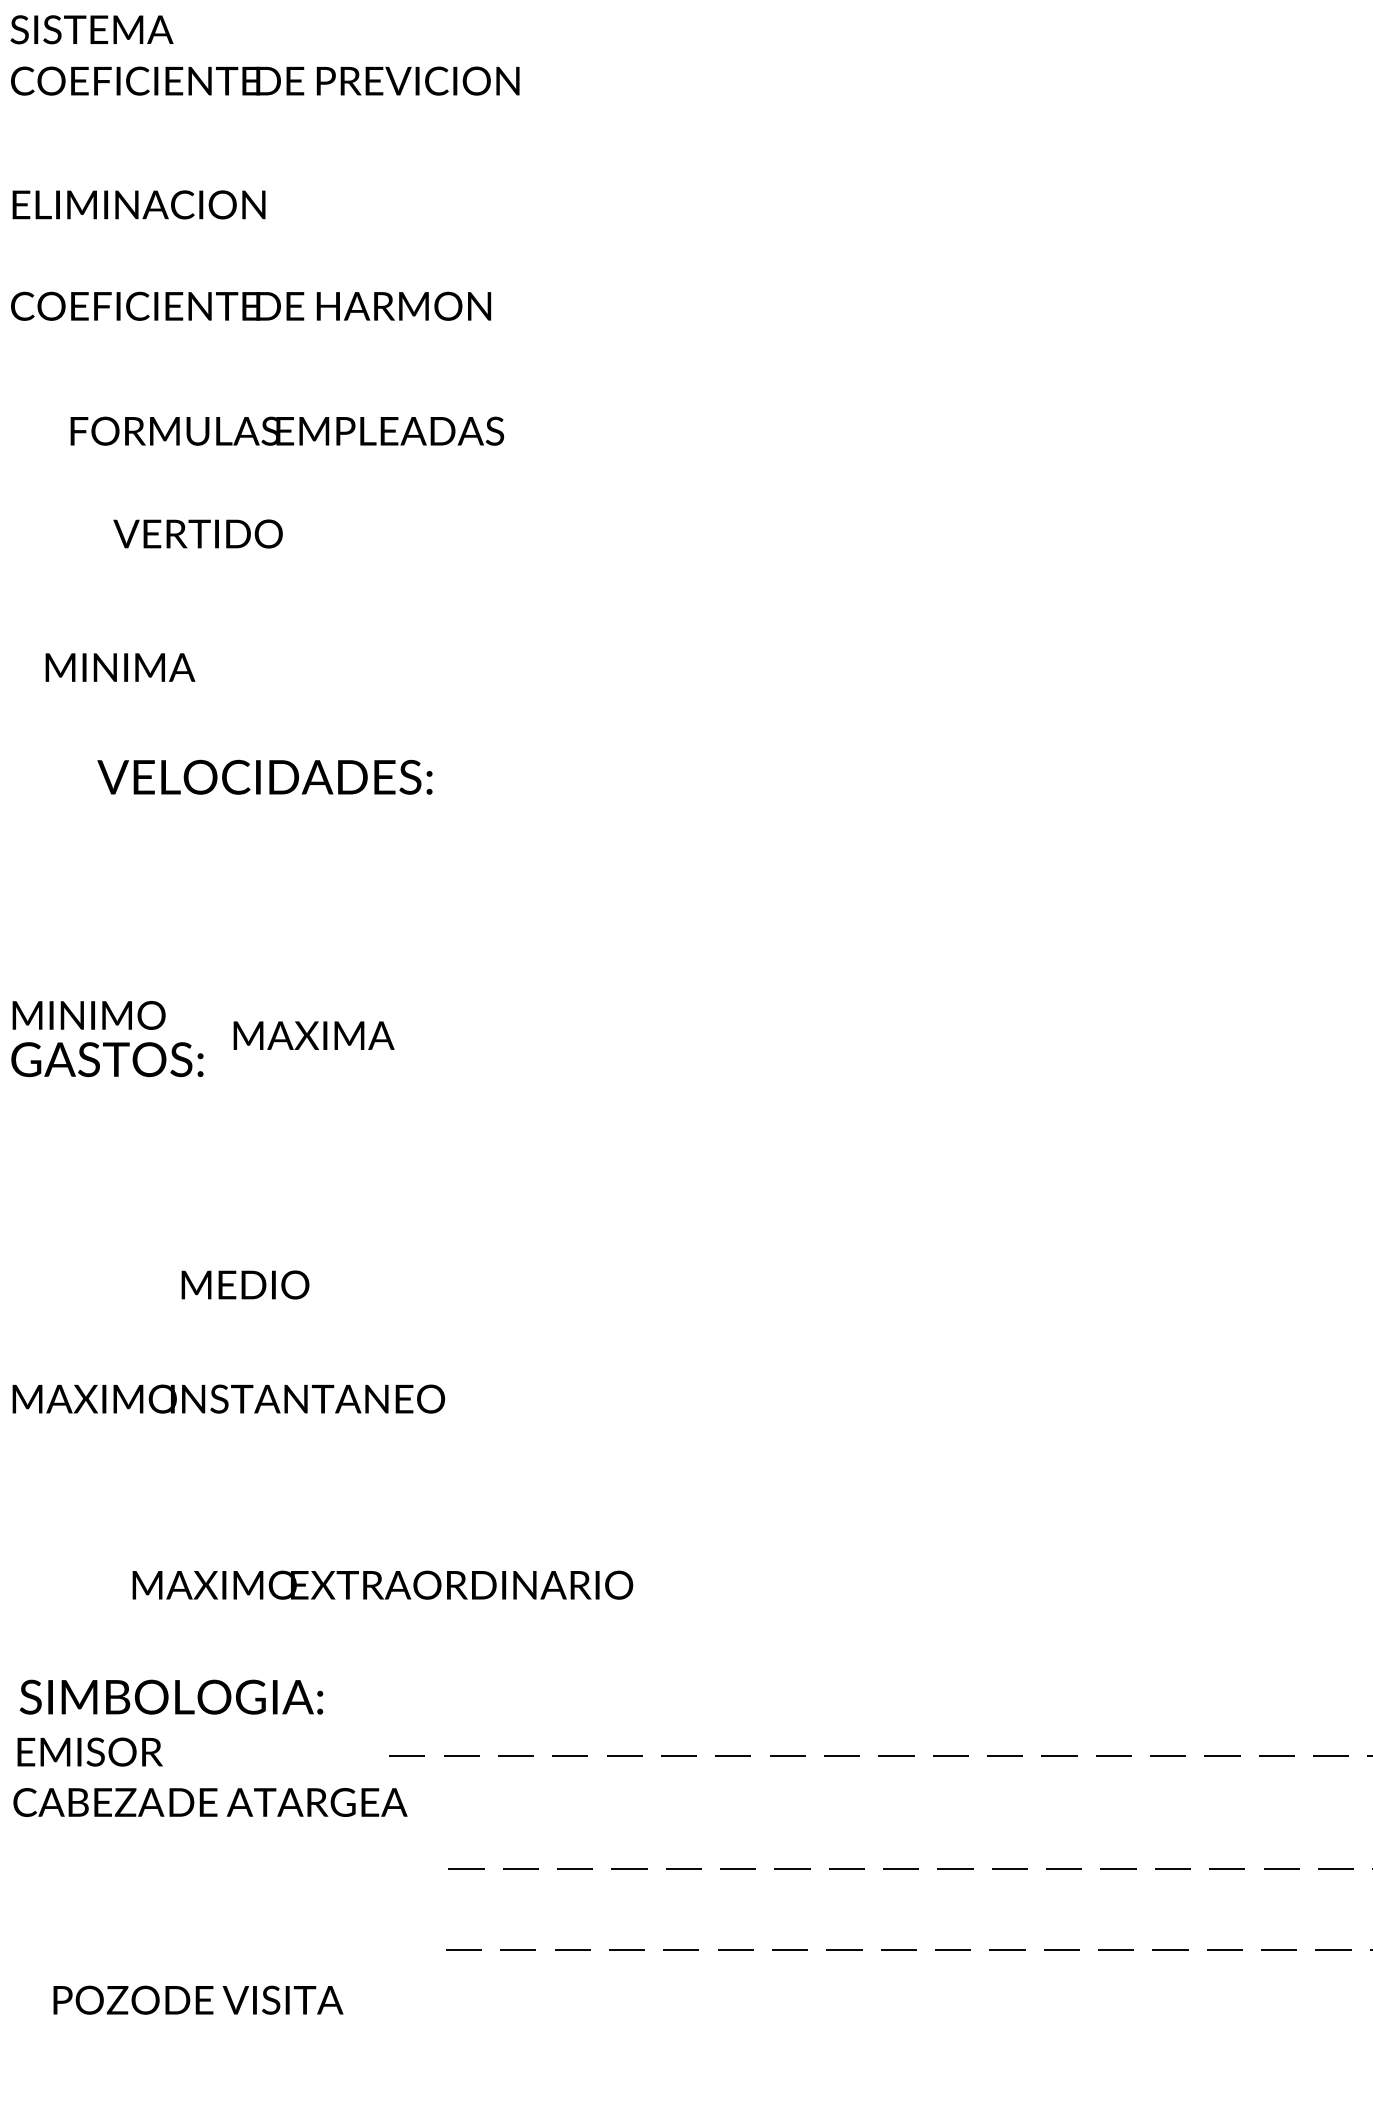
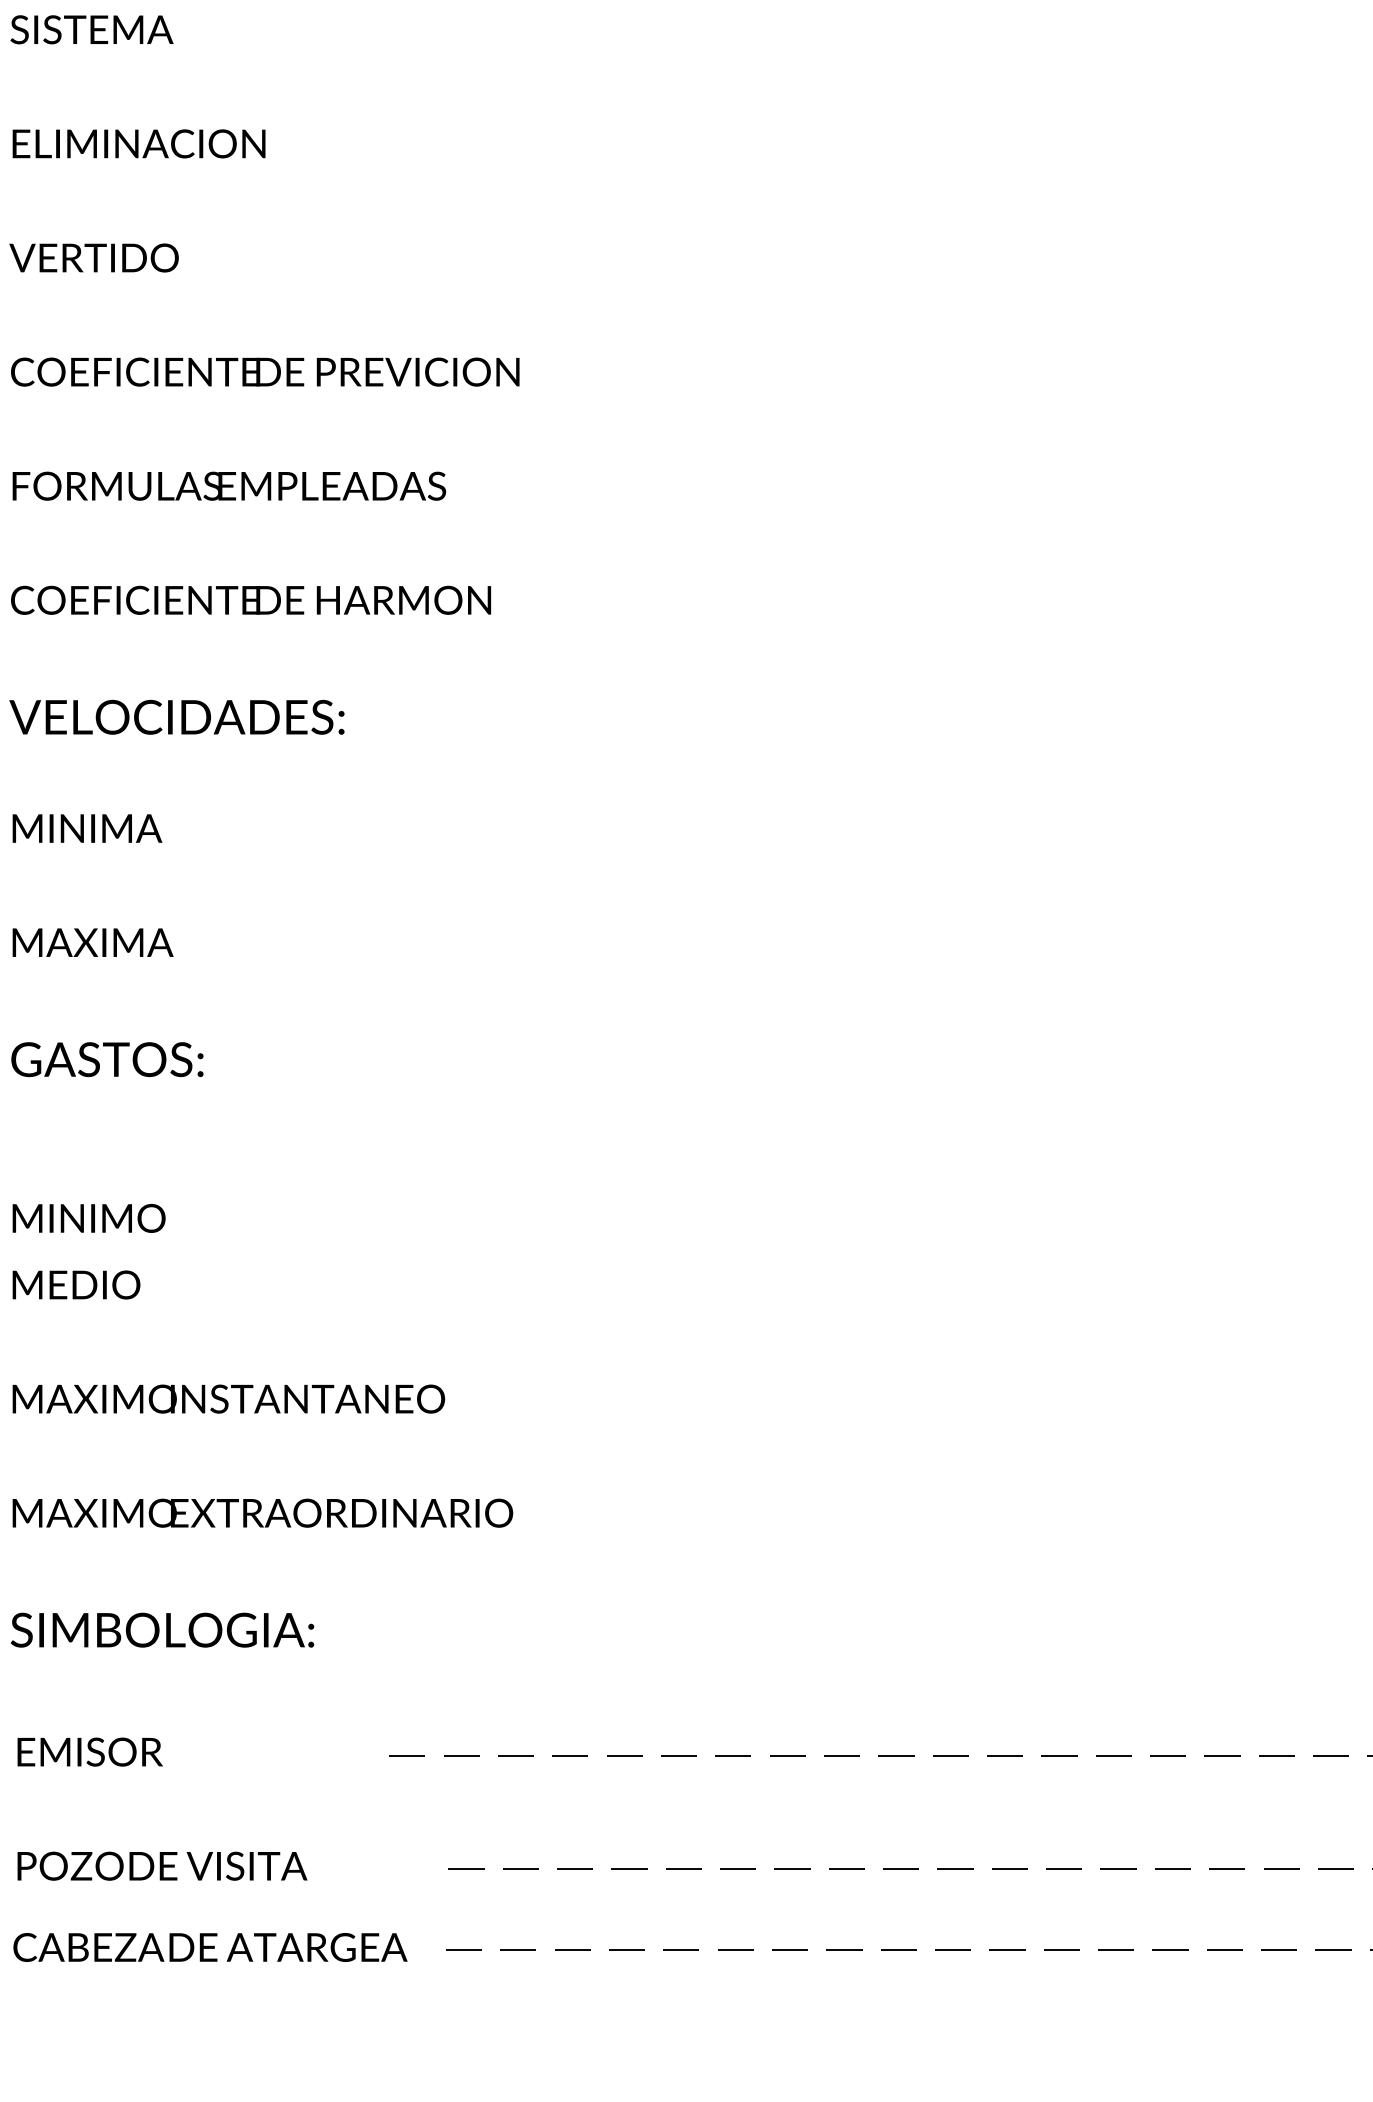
text position: (265, 80) -> (265, 371) (265, 371)
text position: (138, 204) -> (138, 143) (138, 143)
text position: (250, 305) -> (250, 599) (250, 599)
text position: (287, 430) -> (229, 485) (229, 485)
text position: (197, 533) -> (93, 257) (93, 257)
text position: (120, 667) -> (87, 828) (87, 828)
text position: (264, 776) -> (176, 716) (176, 716)
text position: (88, 1015) -> (88, 1218) (88, 1218)
text position: (313, 1035) -> (92, 942) (92, 942)
text position: (245, 1284) -> (76, 1284) (76, 1284)
text position: (382, 1584) -> (262, 1512) (262, 1512)
text position: (171, 1696) -> (162, 1629) (162, 1629)
text position: (210, 1802) -> (210, 1947) (210, 1947)
text position: (198, 1999) -> (162, 1865) (162, 1865)
